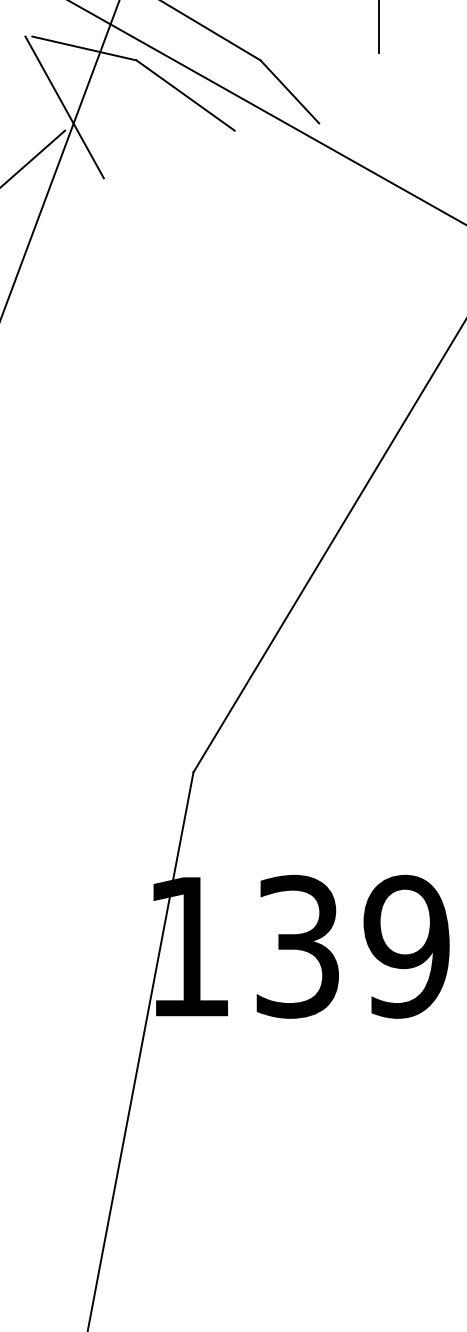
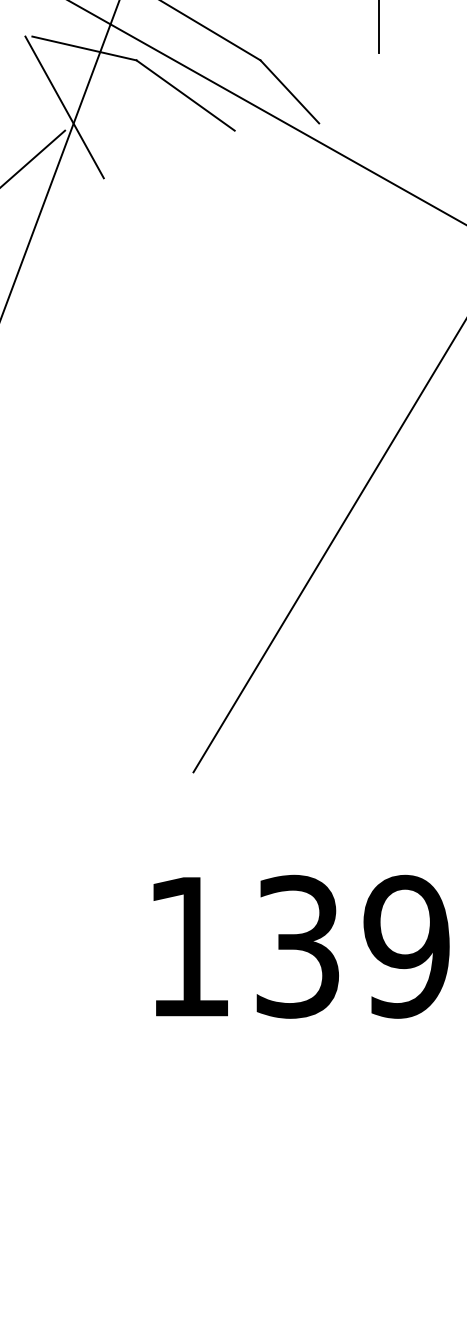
line: present -> none (140, 1050)
